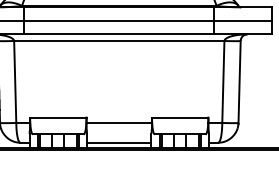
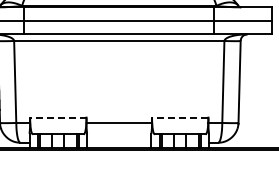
line: solid -> dashed (57, 117)
line: solid -> dashed (179, 117)
line: present -> none (119, 142)
